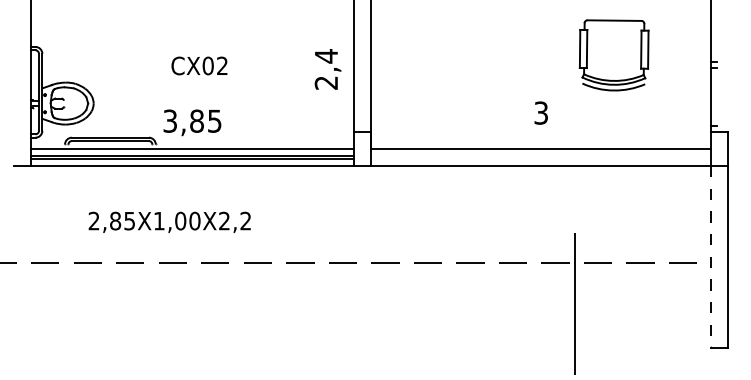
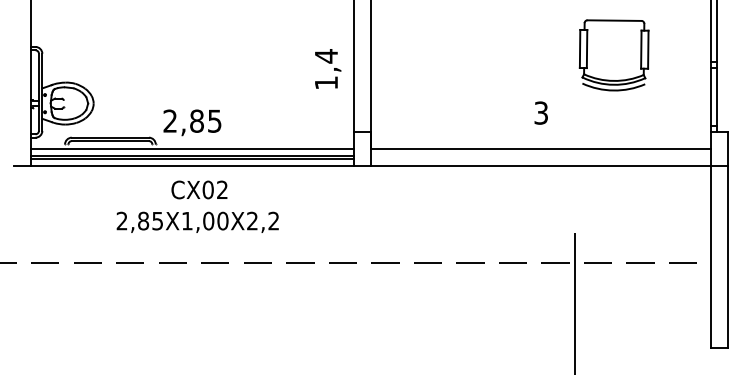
text position: (199, 65) -> (199, 189) (199, 189)
line: none -> present (717, 67)
text: 2,4 -> 1,4 (325, 82)
text: 3,85 -> 2,85 (169, 120)
text position: (169, 221) -> (197, 221) (197, 221)
line: dashed -> solid (711, 257)
